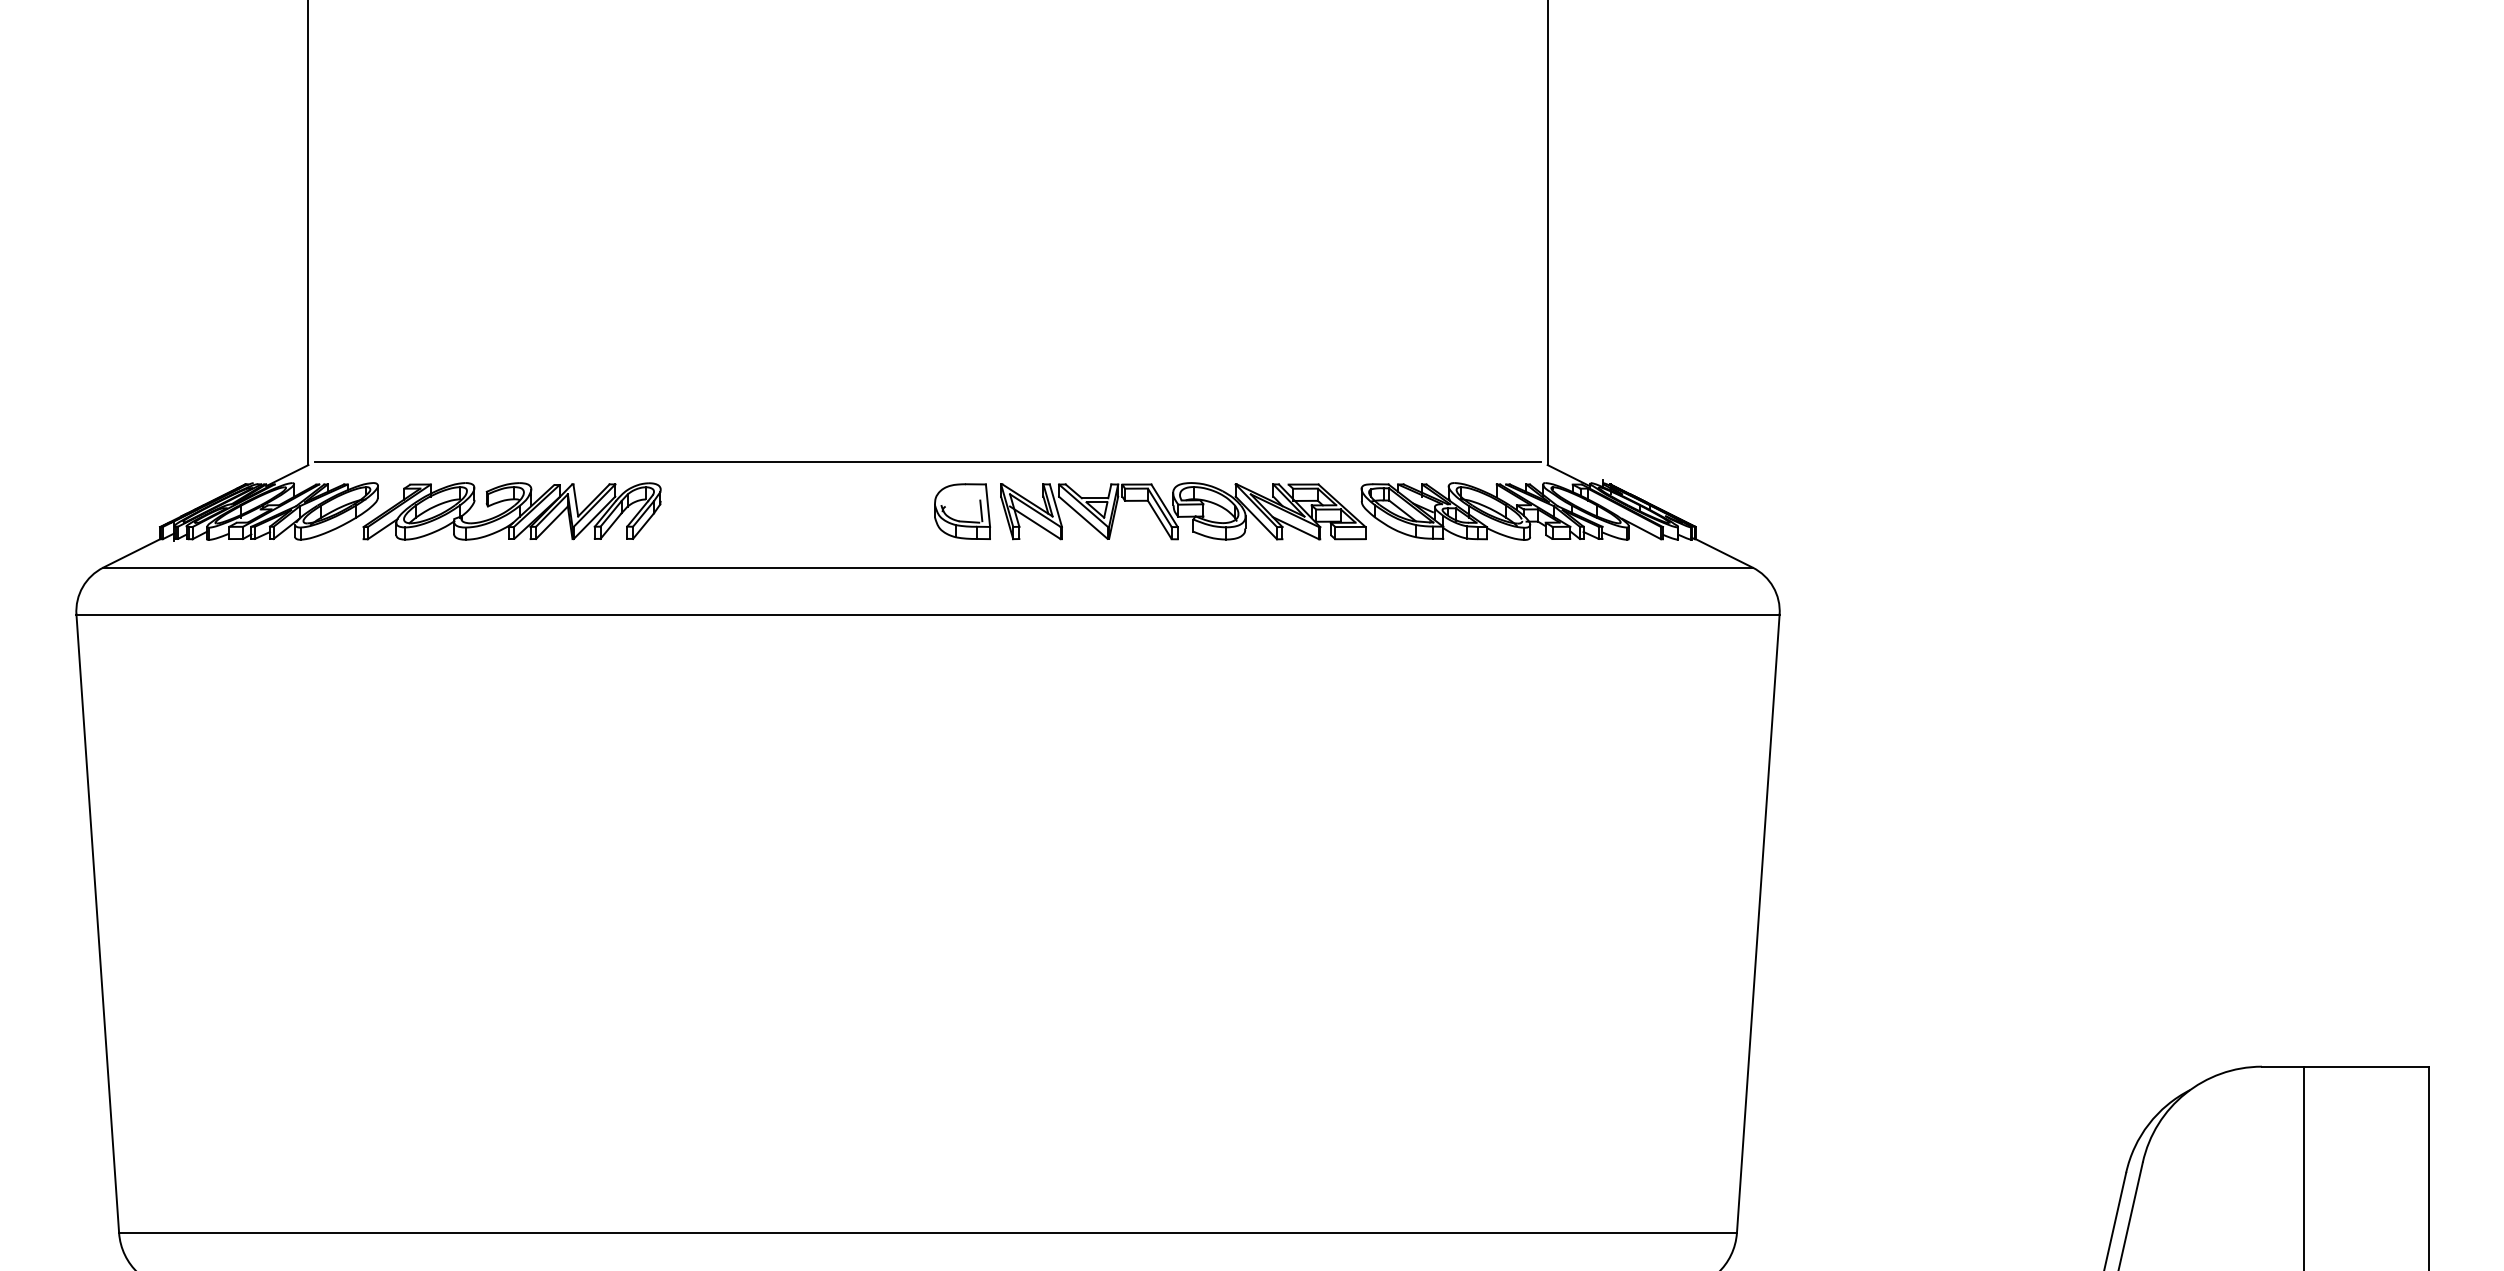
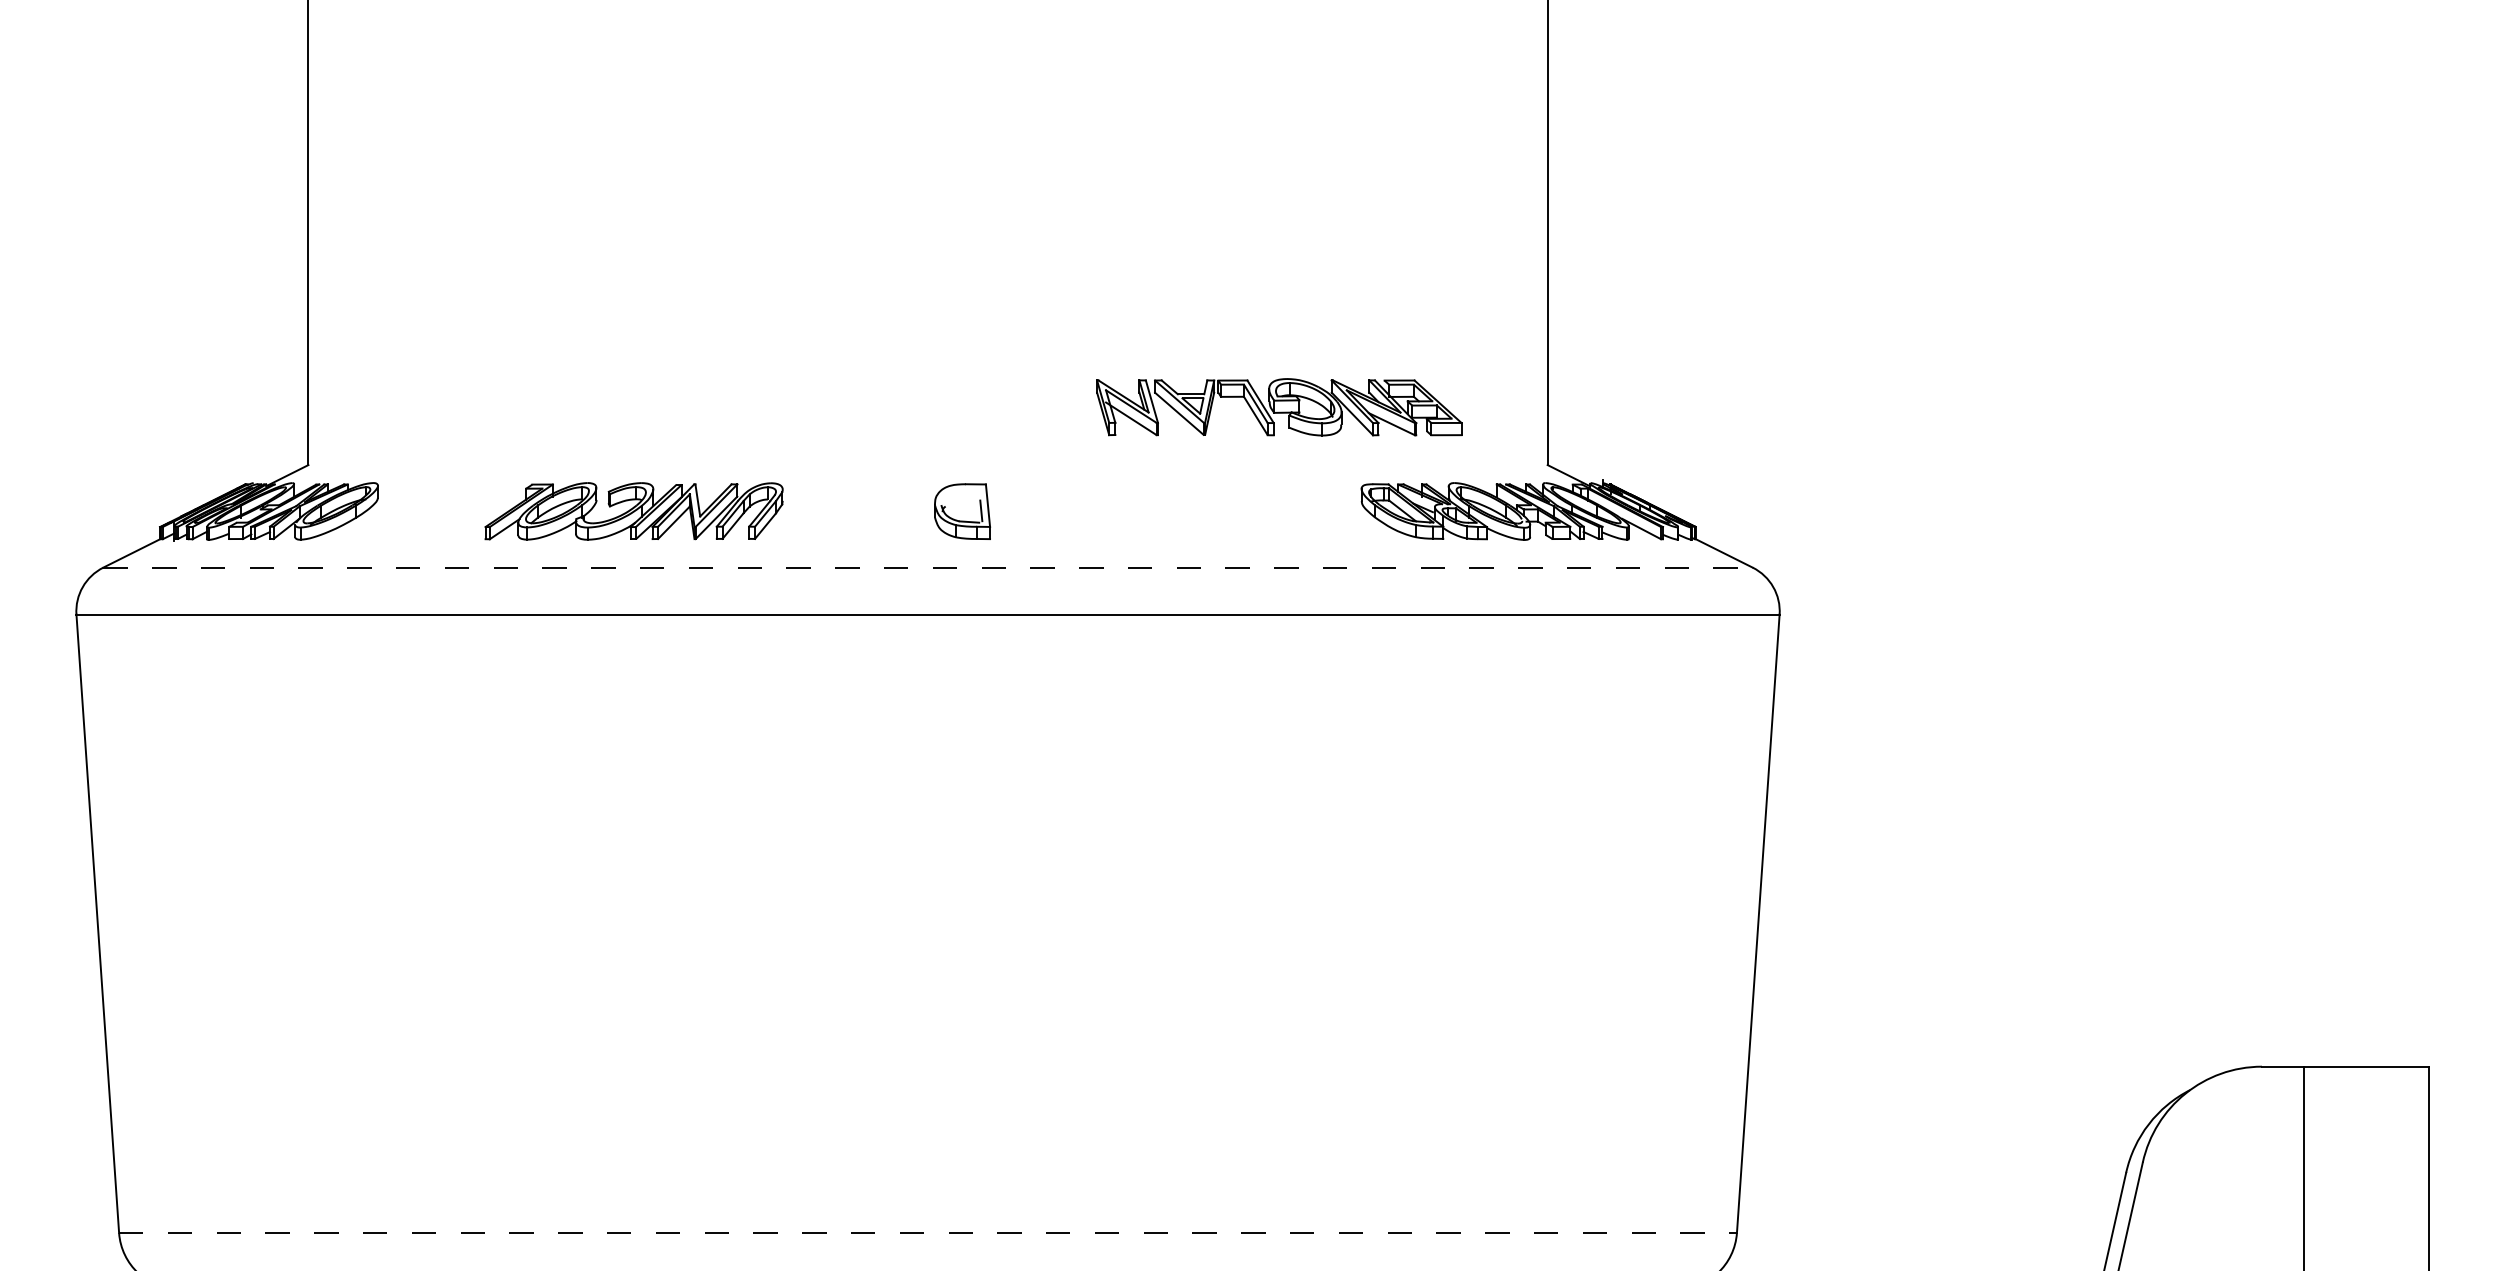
line: present -> none (927, 462)
part position: (511, 511) -> (633, 511) (633, 511)
part position: (1183, 511) -> (1279, 407) (1279, 407)
line: solid -> dashed (928, 567)
line: solid -> dashed (928, 1232)
